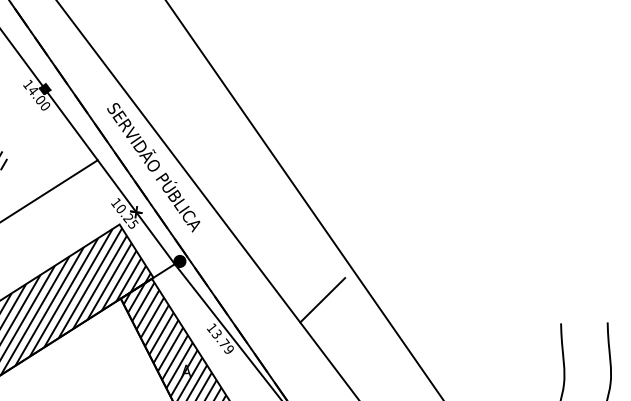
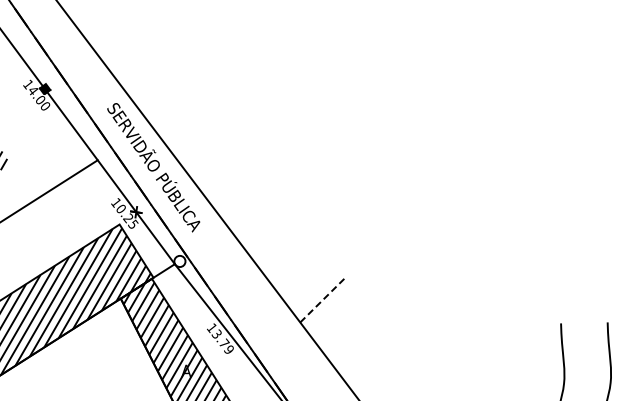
line: present -> none (304, 199)
fill: present -> none (179, 261)
line: solid -> dashed (322, 300)
